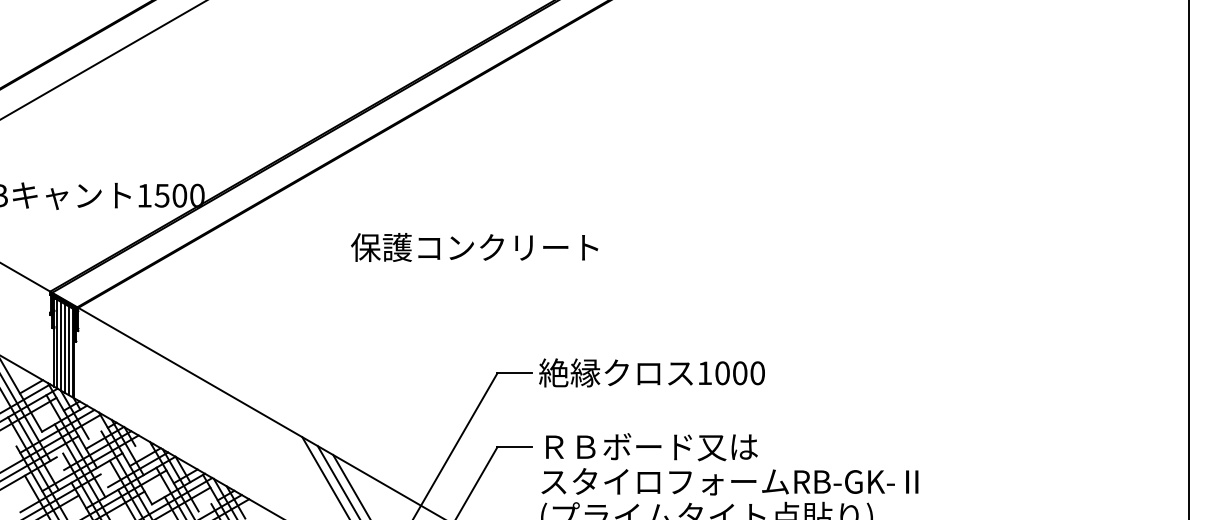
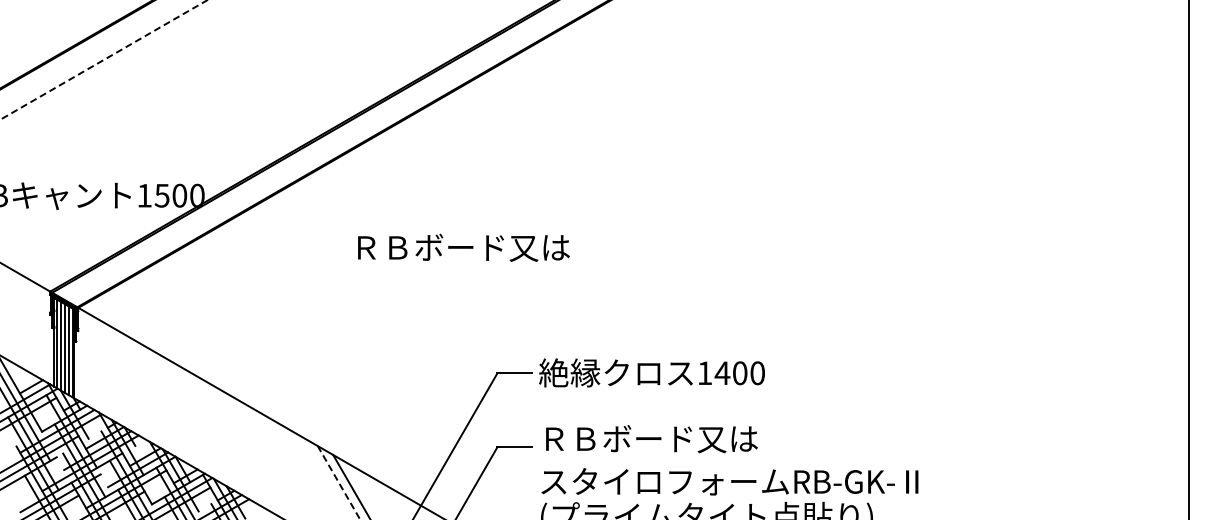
line: solid -> dashed (103, 60)
text: 保護コンクリート -> ＲＢボード又は (474, 247)
text: 1000 -> 1400 (722, 373)
text position: (651, 447) -> (651, 439) (651, 439)
line: present -> none (325, 476)
line: solid -> dashed (338, 482)
